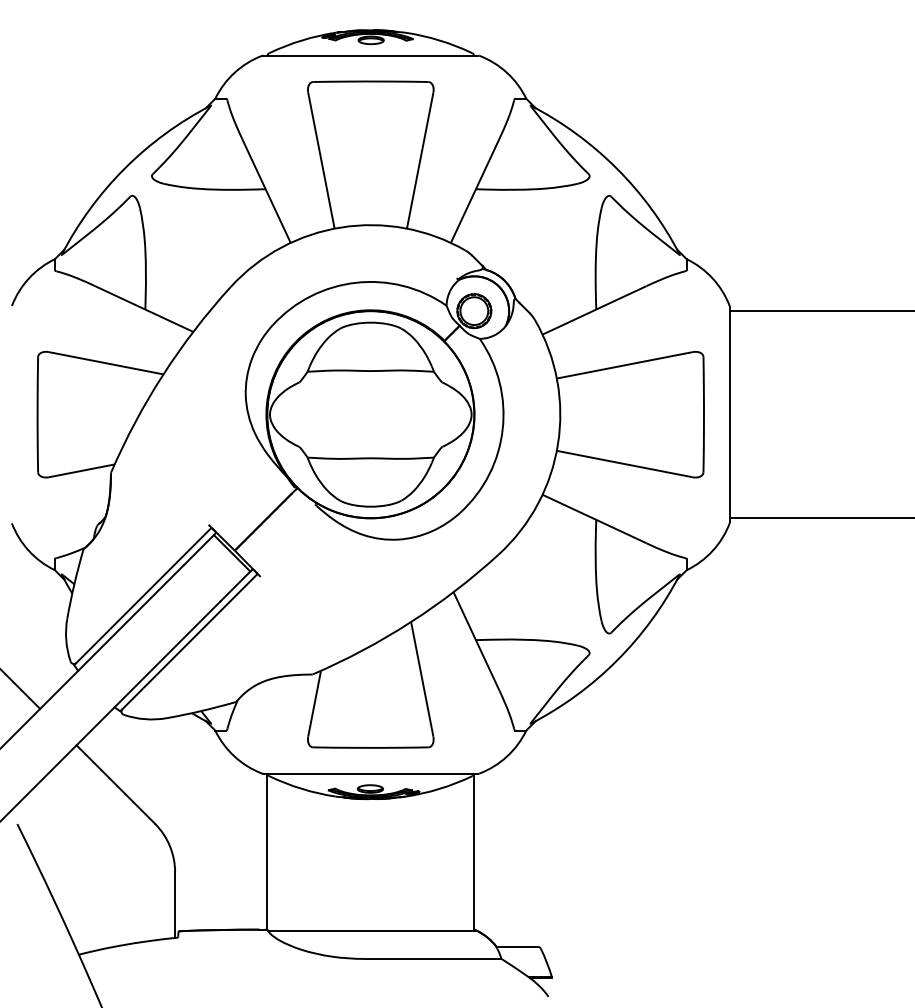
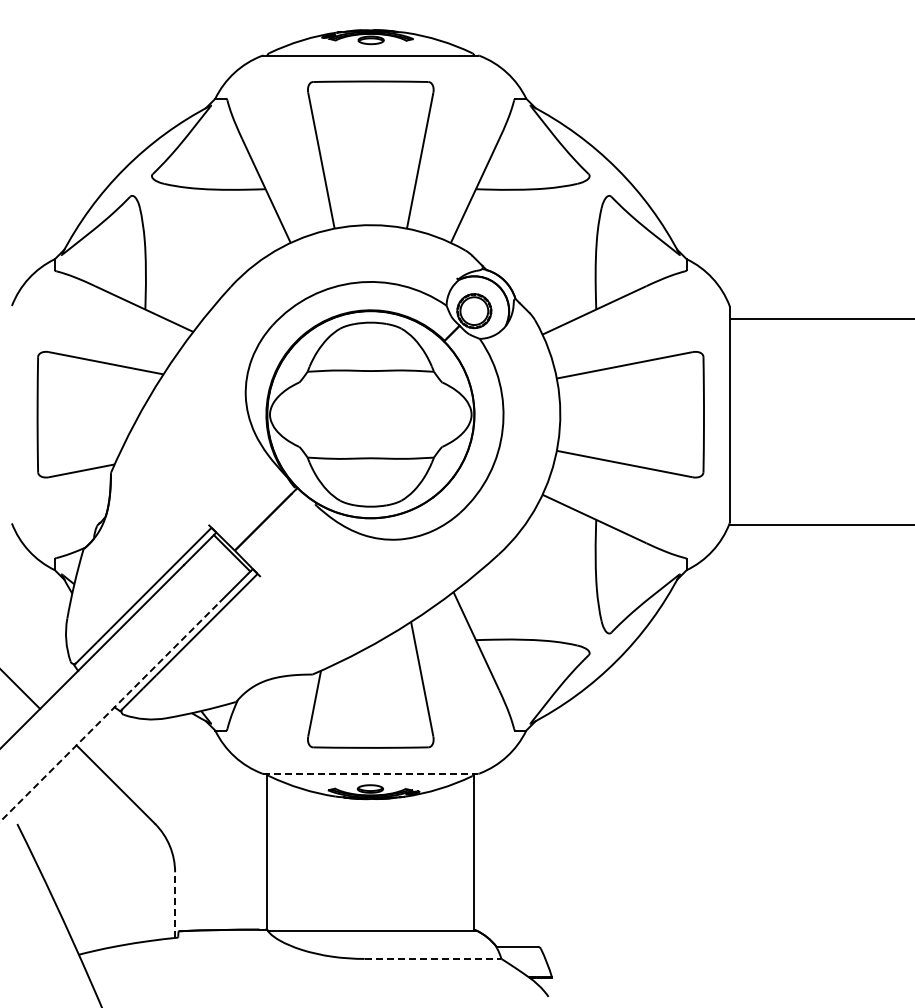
line position: (820, 311) -> (820, 319) (820, 319)
line position: (820, 518) -> (820, 525) (820, 525)
line: solid -> dashed (110, 711)
line: solid -> dashed (371, 773)
line: solid -> dashed (175, 905)
line: solid -> dashed (433, 958)
